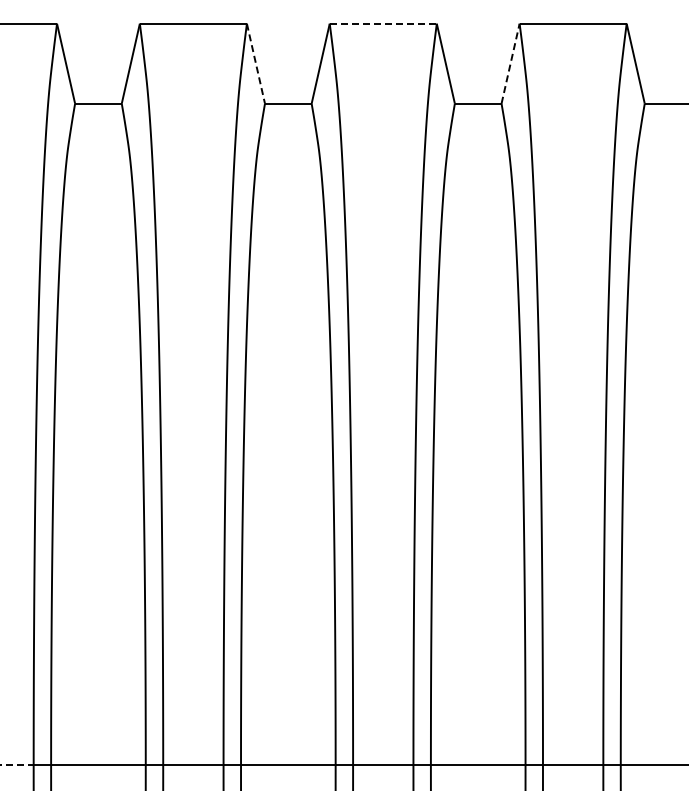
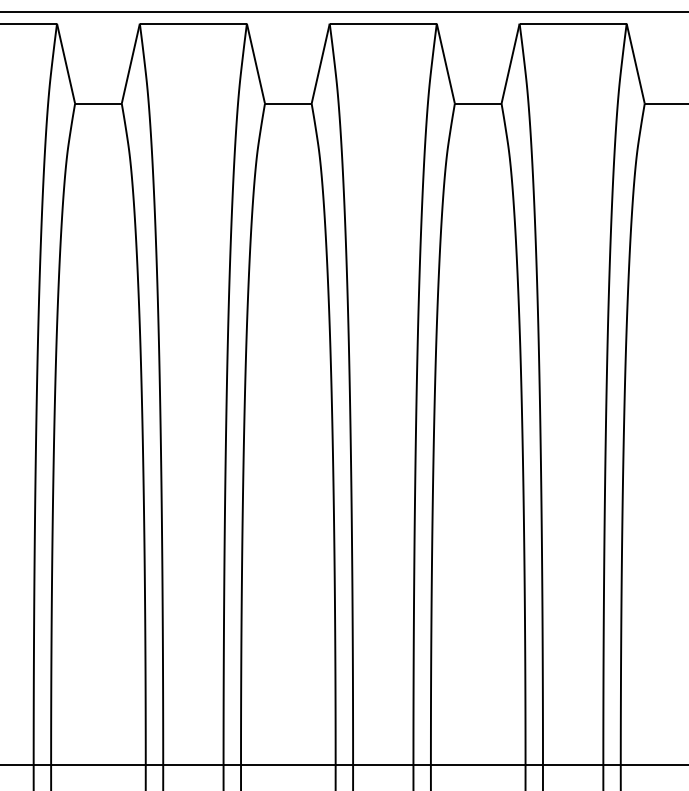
line: none -> present (343, 11)
line: dashed -> solid (383, 23)
line: dashed -> solid (255, 63)
line: dashed -> solid (510, 63)
line: dashed -> solid (16, 765)
